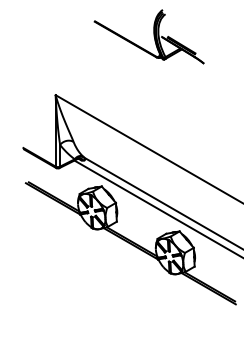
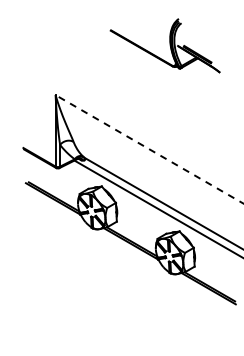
part position: (148, 36) -> (164, 45) (164, 45)
line: solid -> dashed (149, 149)
